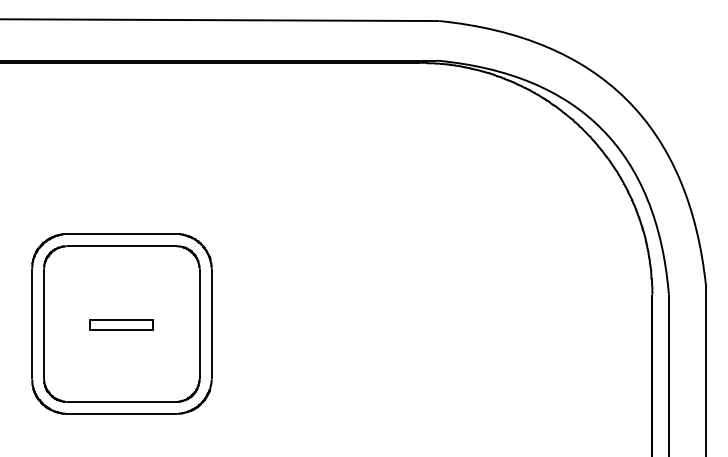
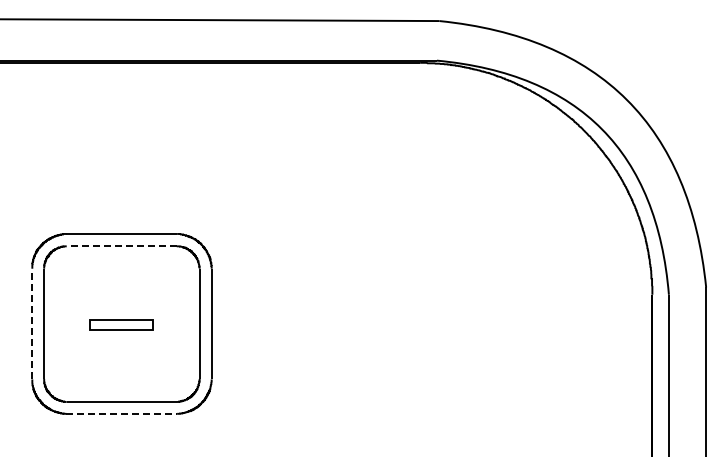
line: solid -> dashed (121, 246)
line: solid -> dashed (32, 323)
line: solid -> dashed (122, 413)
